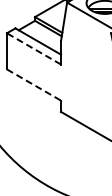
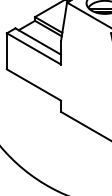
line: dashed -> solid (33, 48)
line: dashed -> solid (34, 85)
